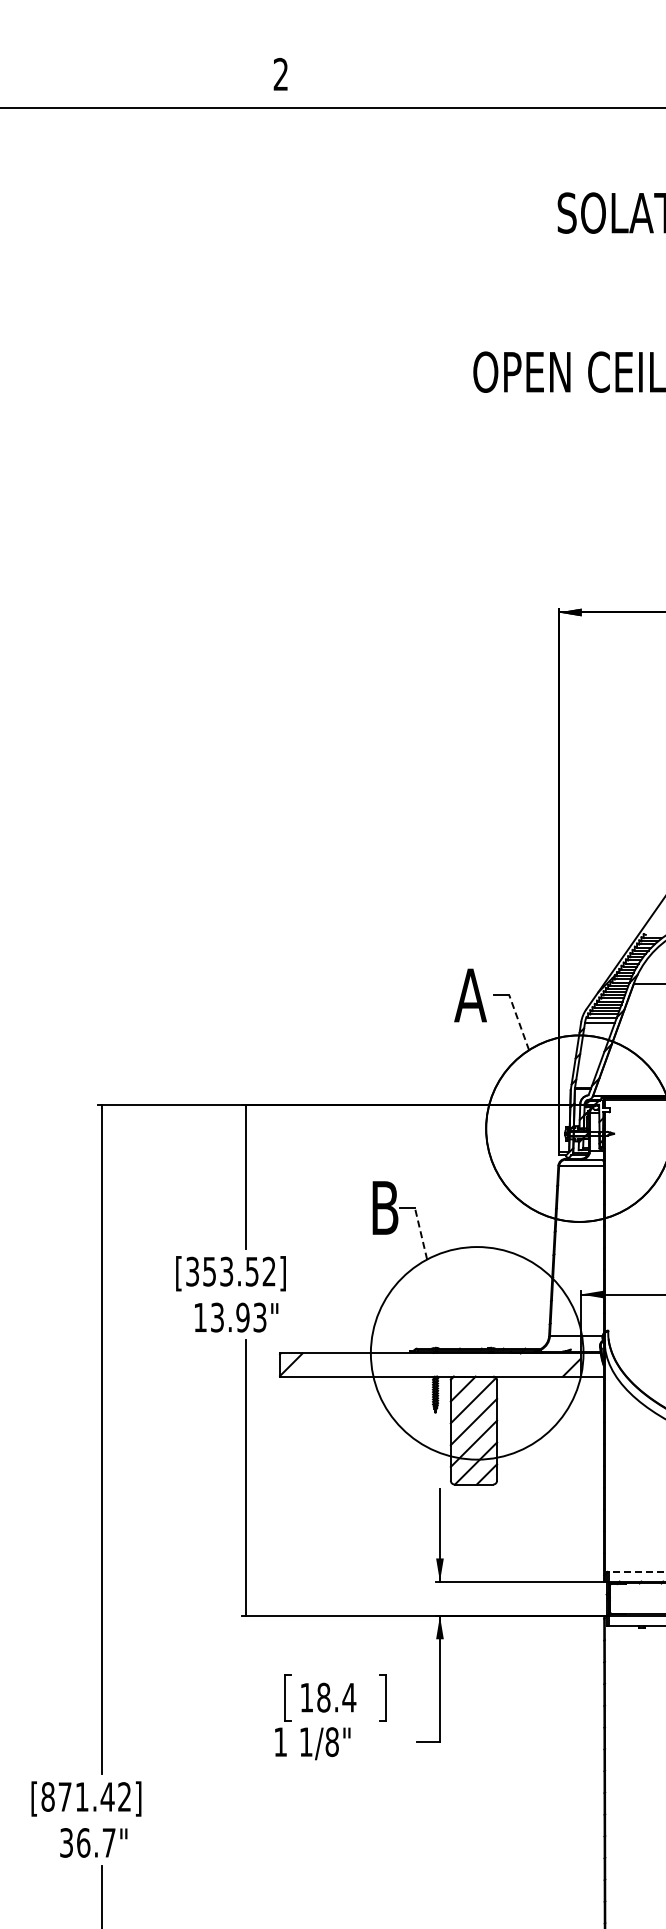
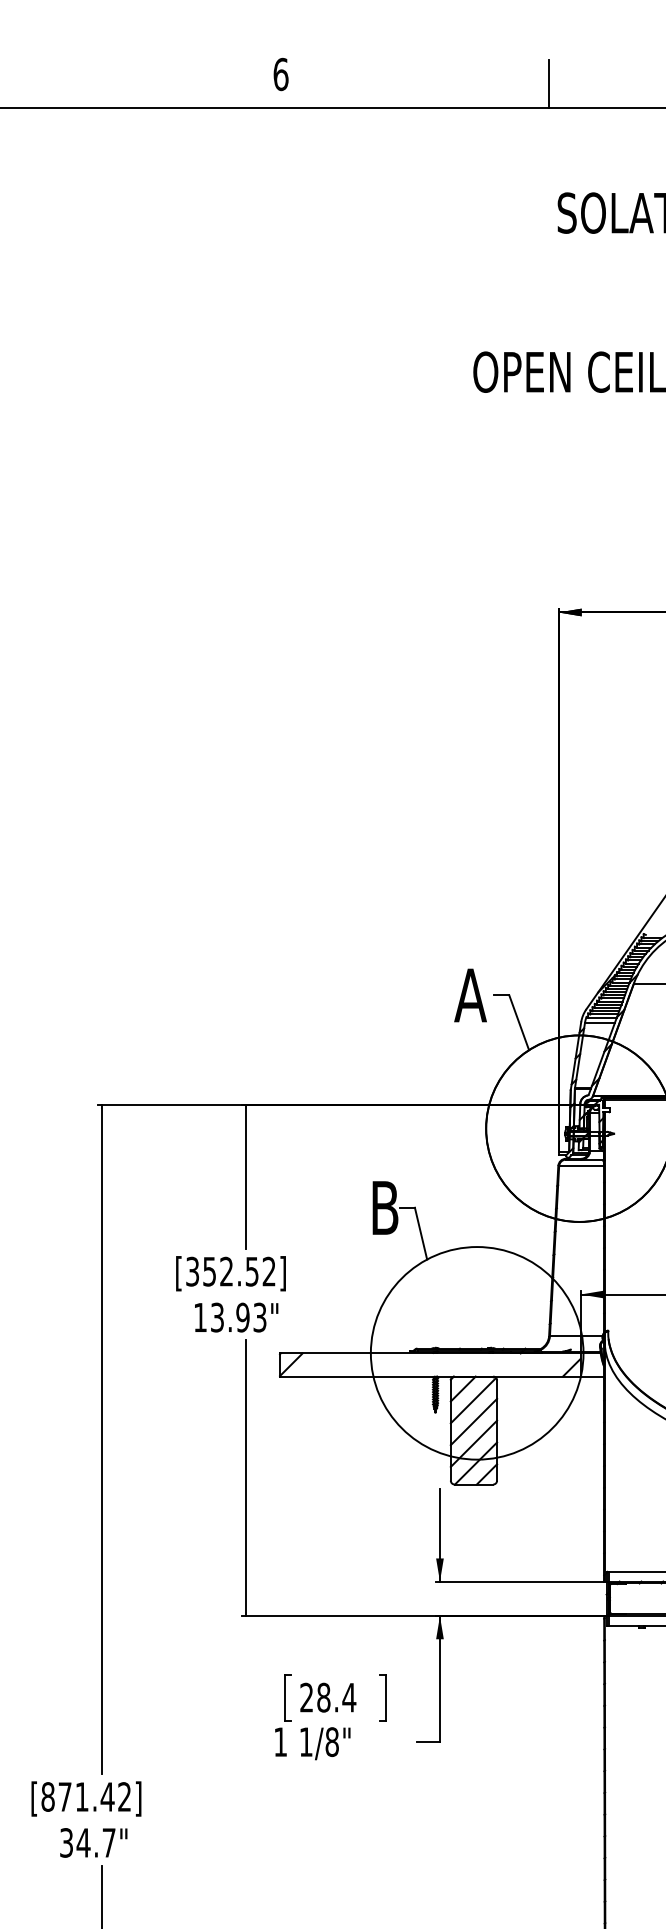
text: 2 -> 6 (280, 74)
line: none -> present (548, 83)
line: dashed -> solid (519, 1022)
line: dashed -> solid (421, 1233)
text: [353.52] -> [352.52] (226, 1271)
line: dashed -> solid (636, 1571)
text: 18.4 -> 28.4 (306, 1697)
text: 36.7" -> 34.7" (83, 1842)
